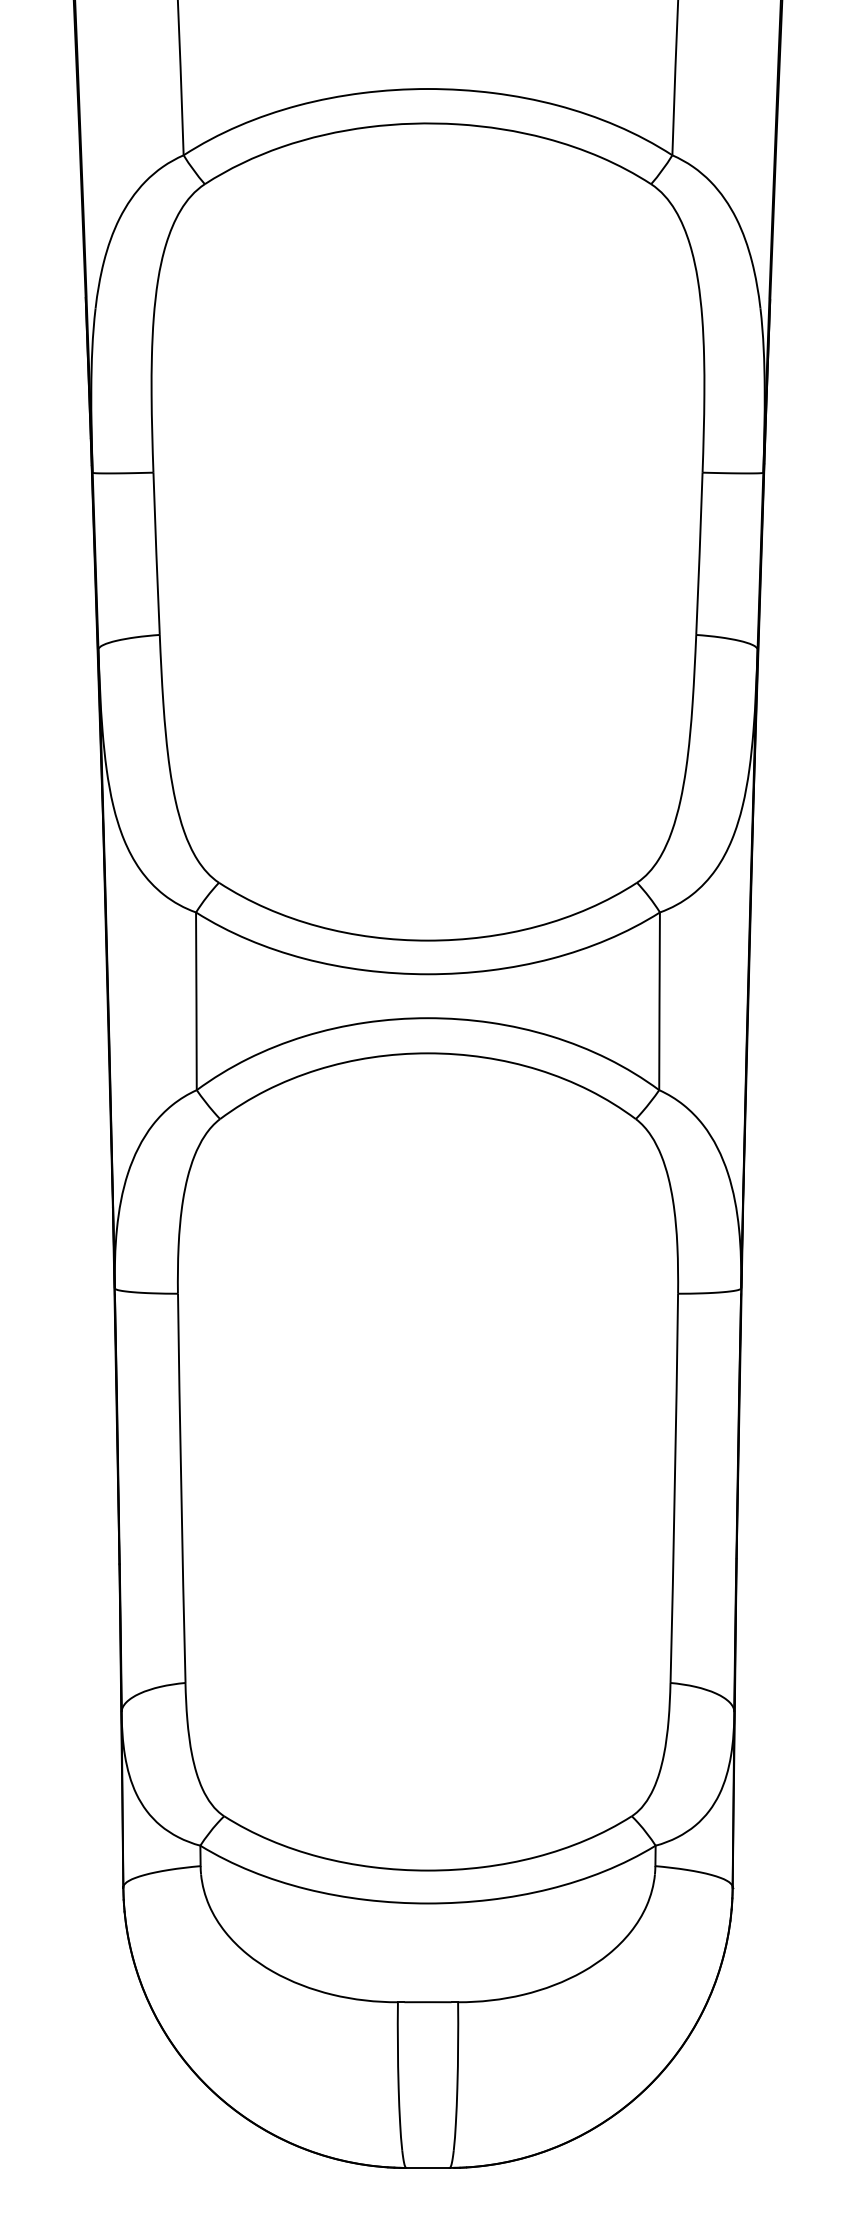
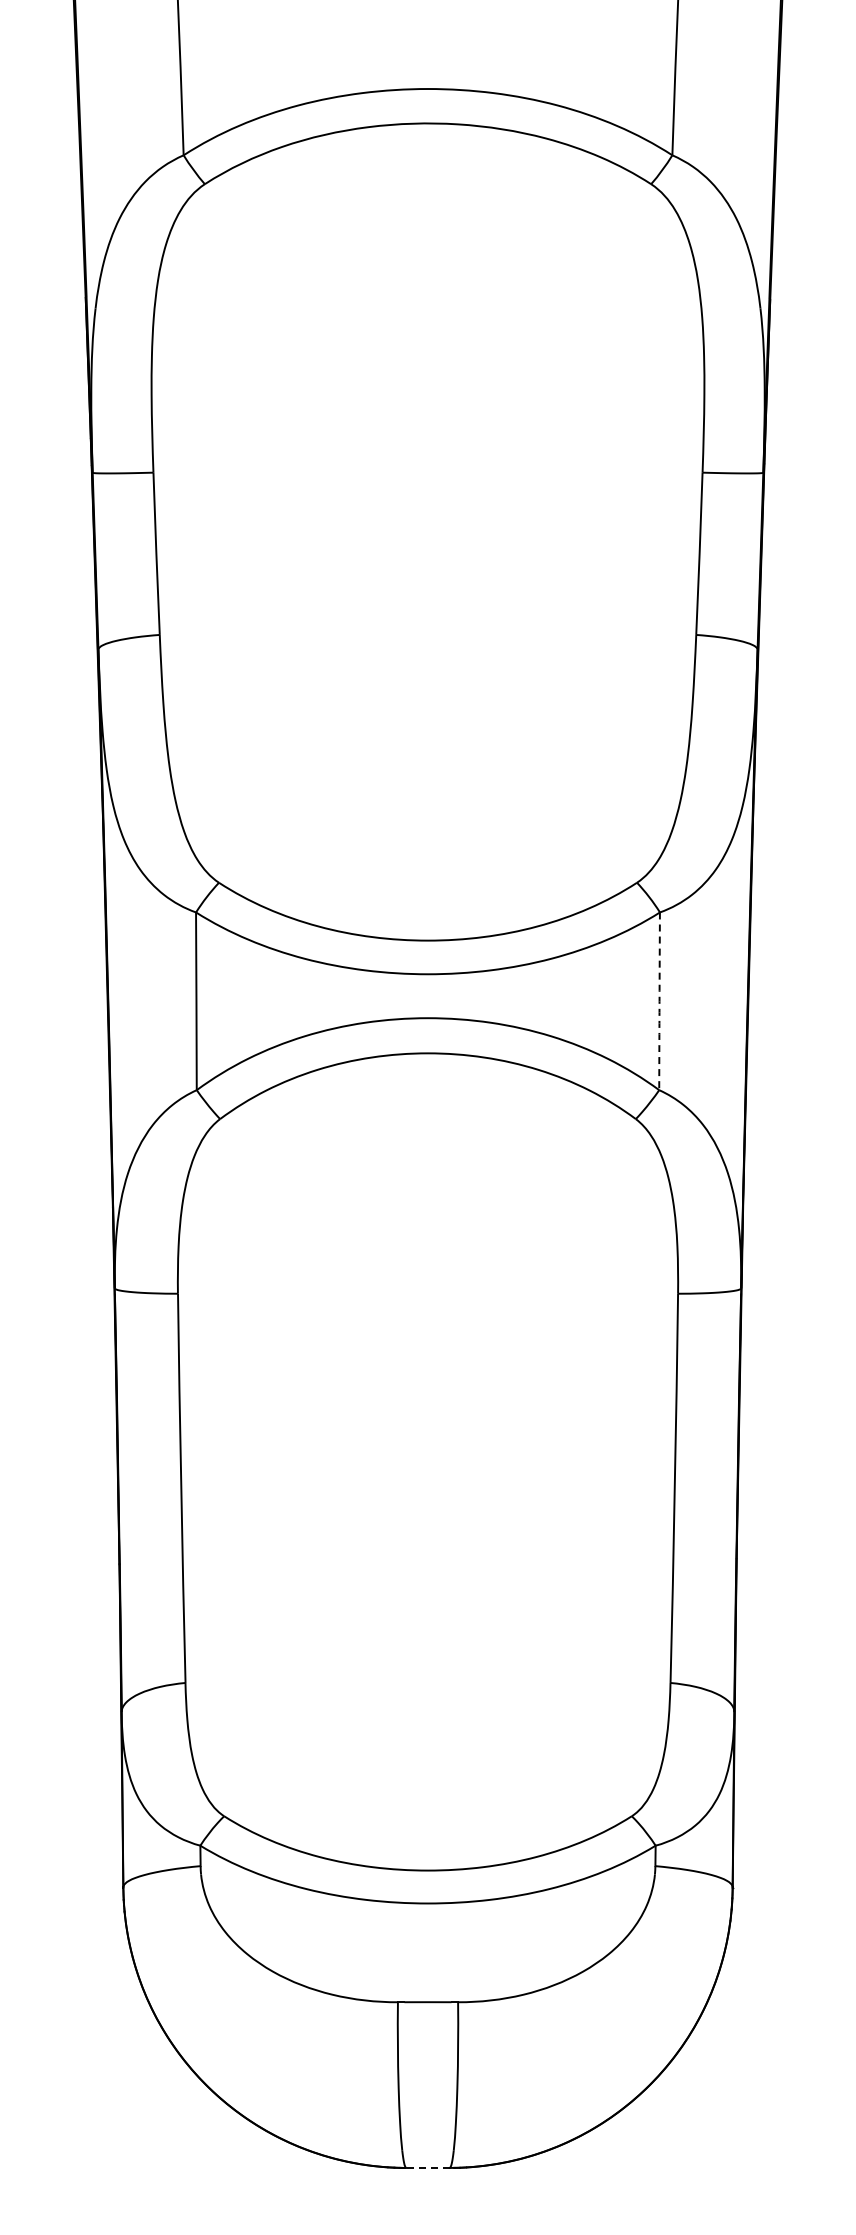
arc: solid -> dashed (659, 1001)
line: solid -> dashed (428, 2167)
